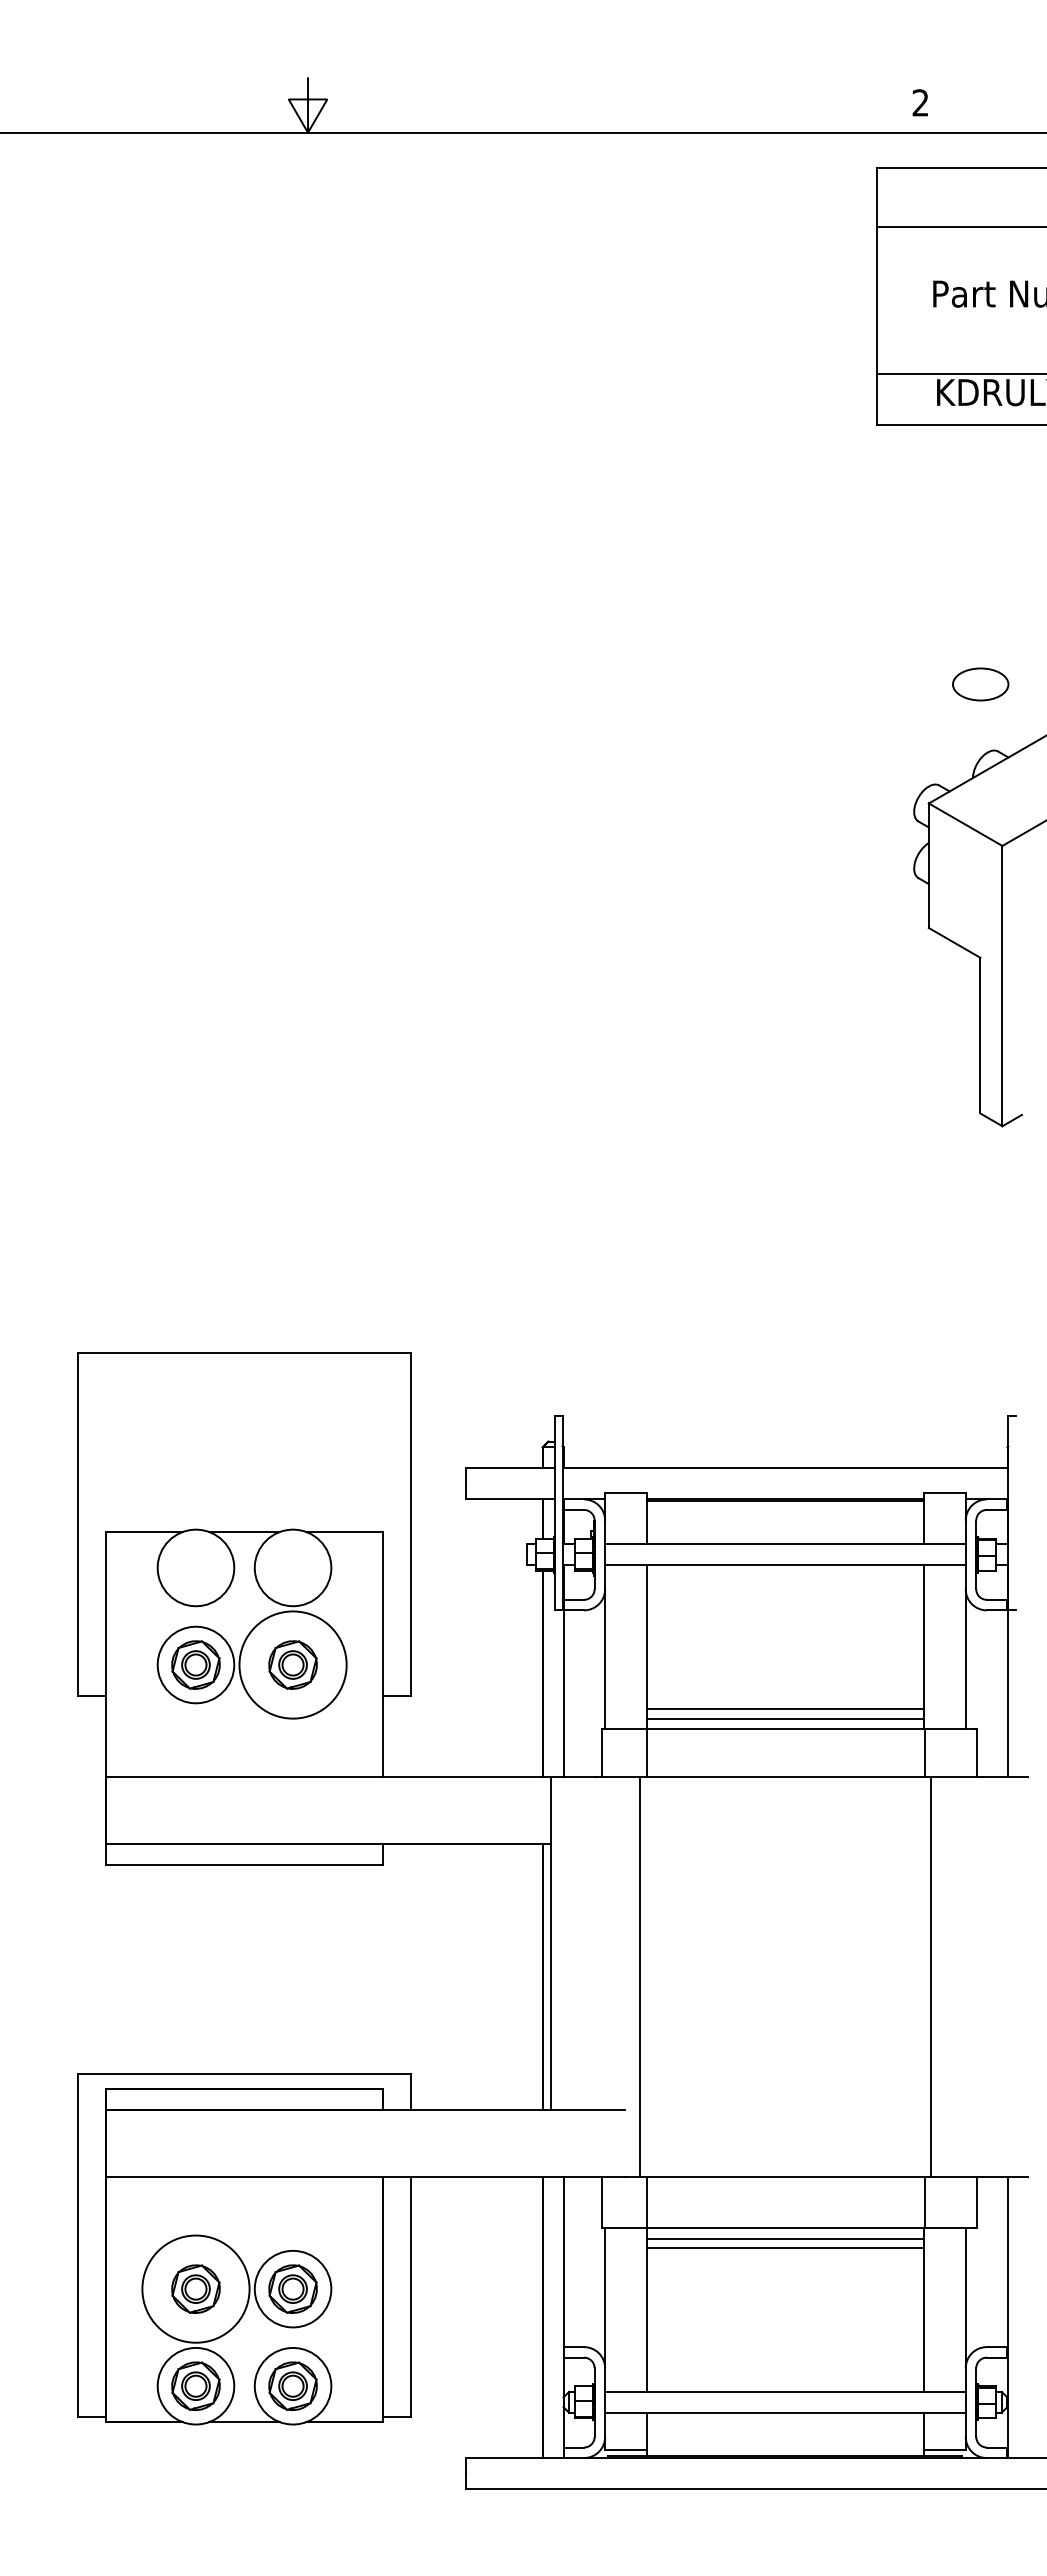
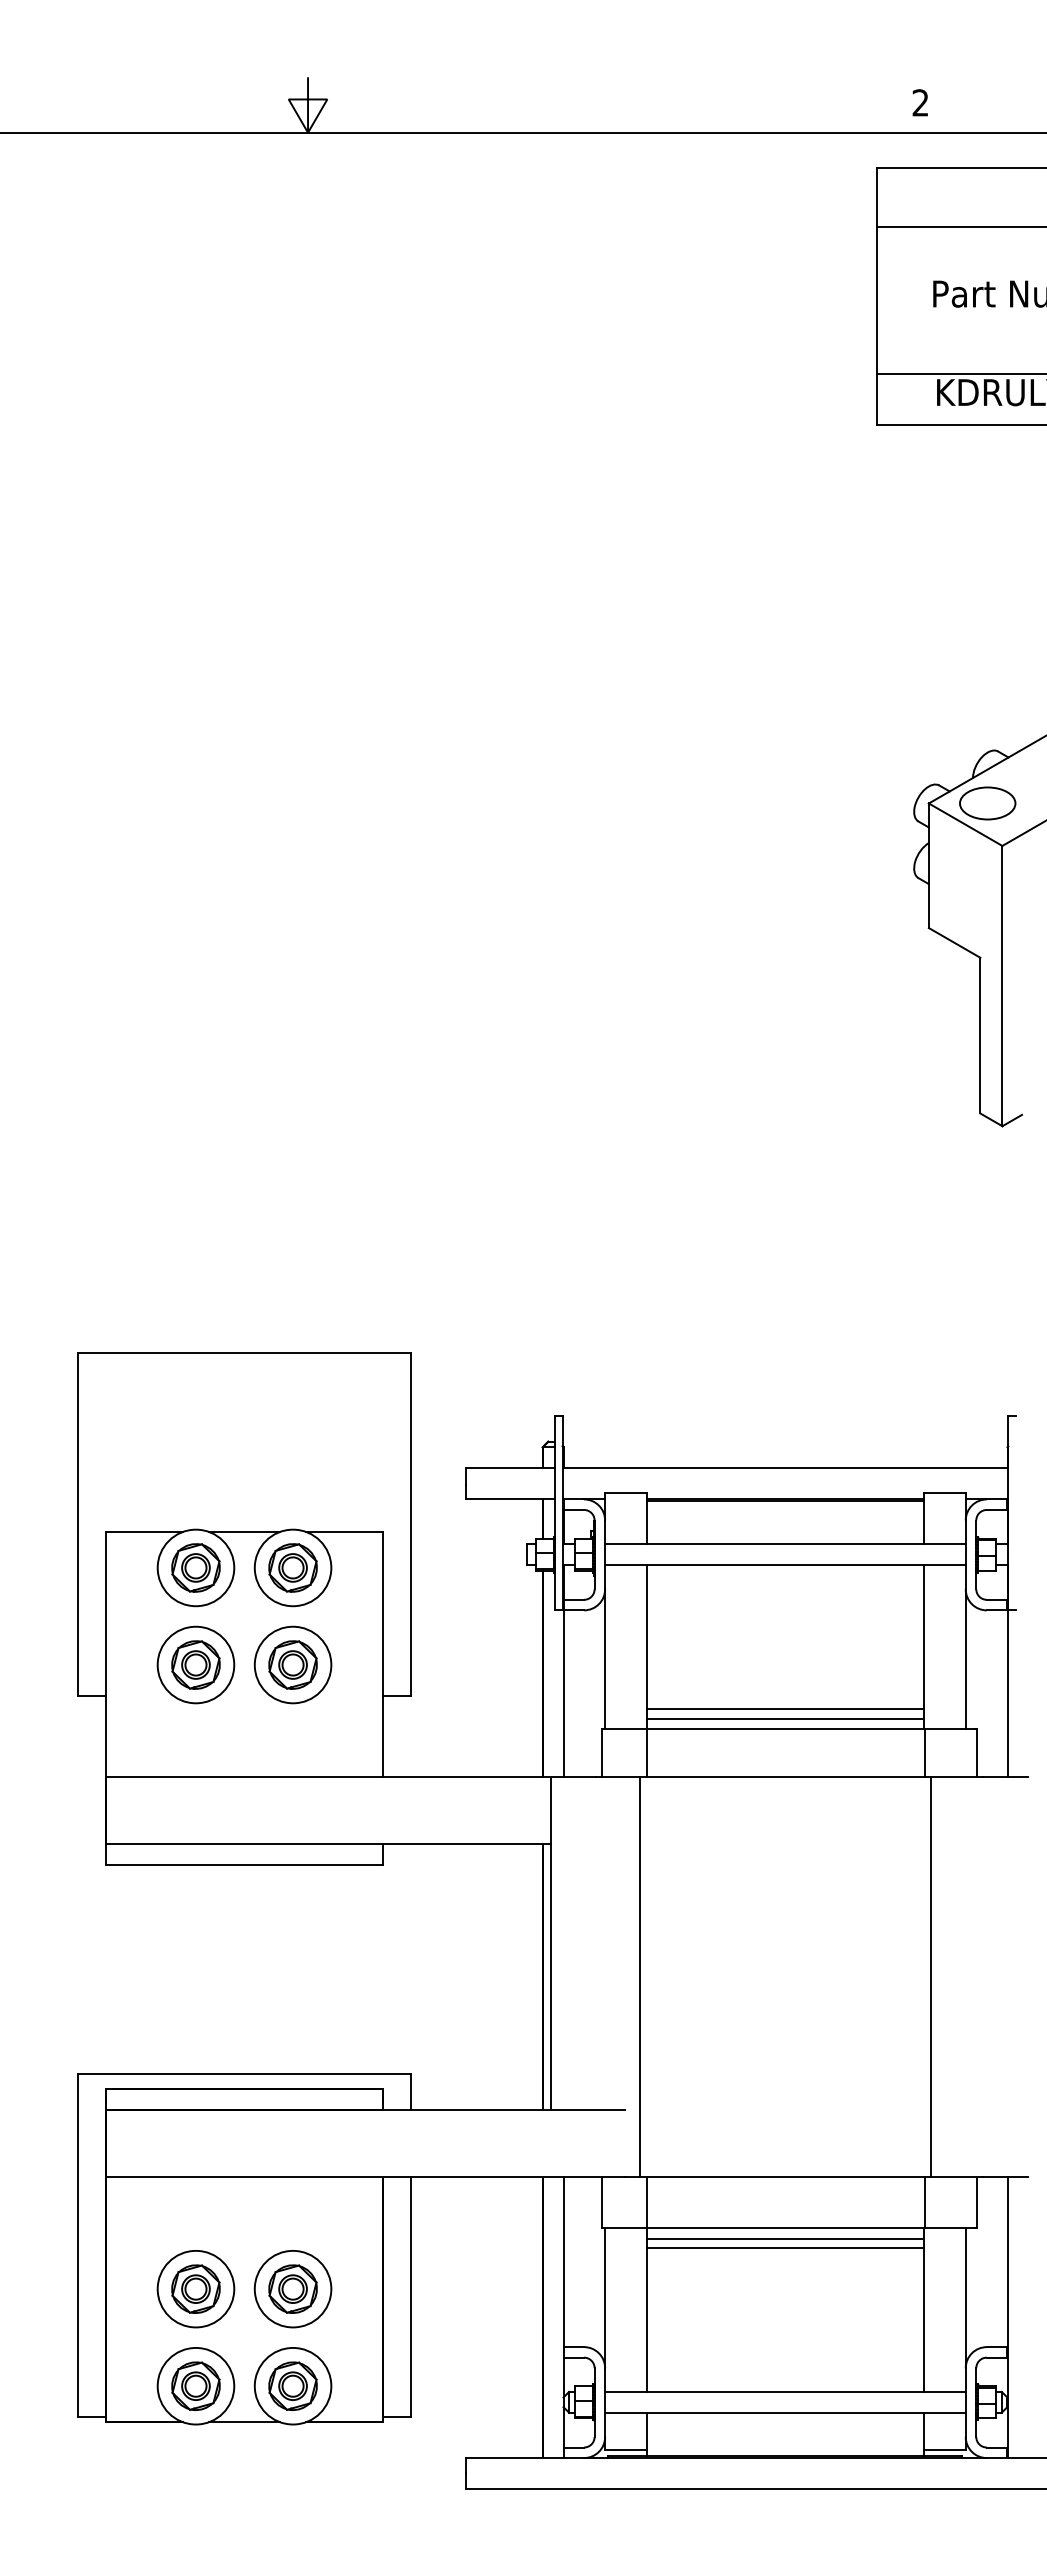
part position: (980, 684) -> (987, 803) (987, 803)
part: none -> present (195, 1567)
part: none -> present (292, 1567)
circle diameter: 107 px -> 77 px (292, 1664)
circle diameter: 107 px -> 77 px (195, 2288)
